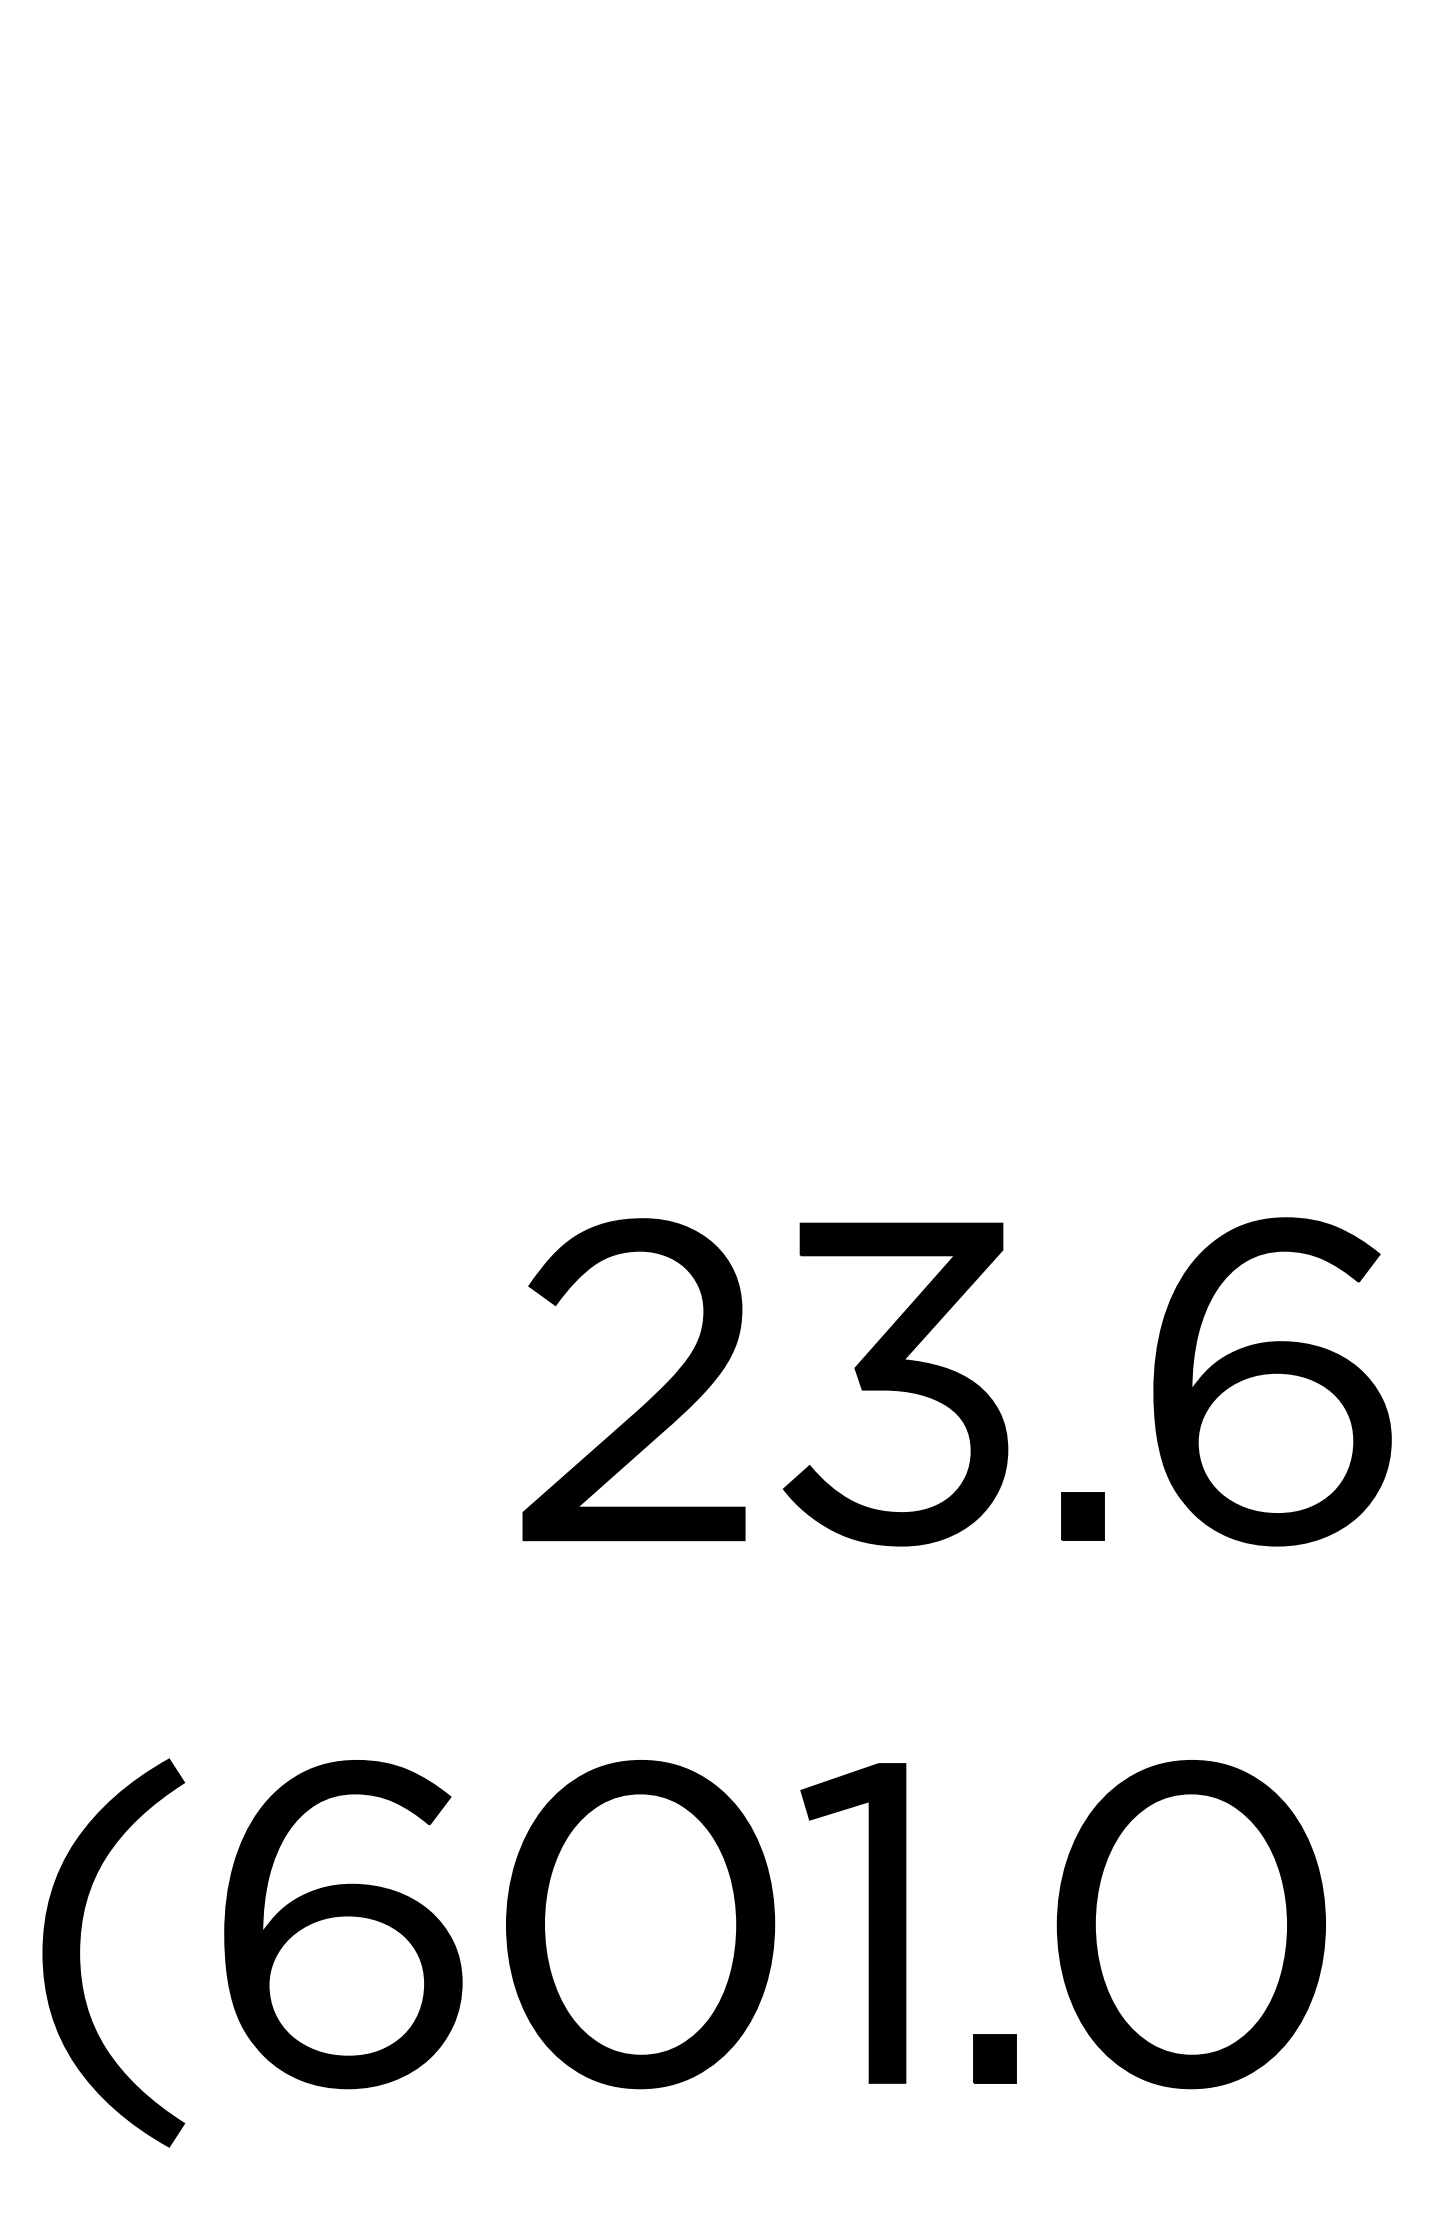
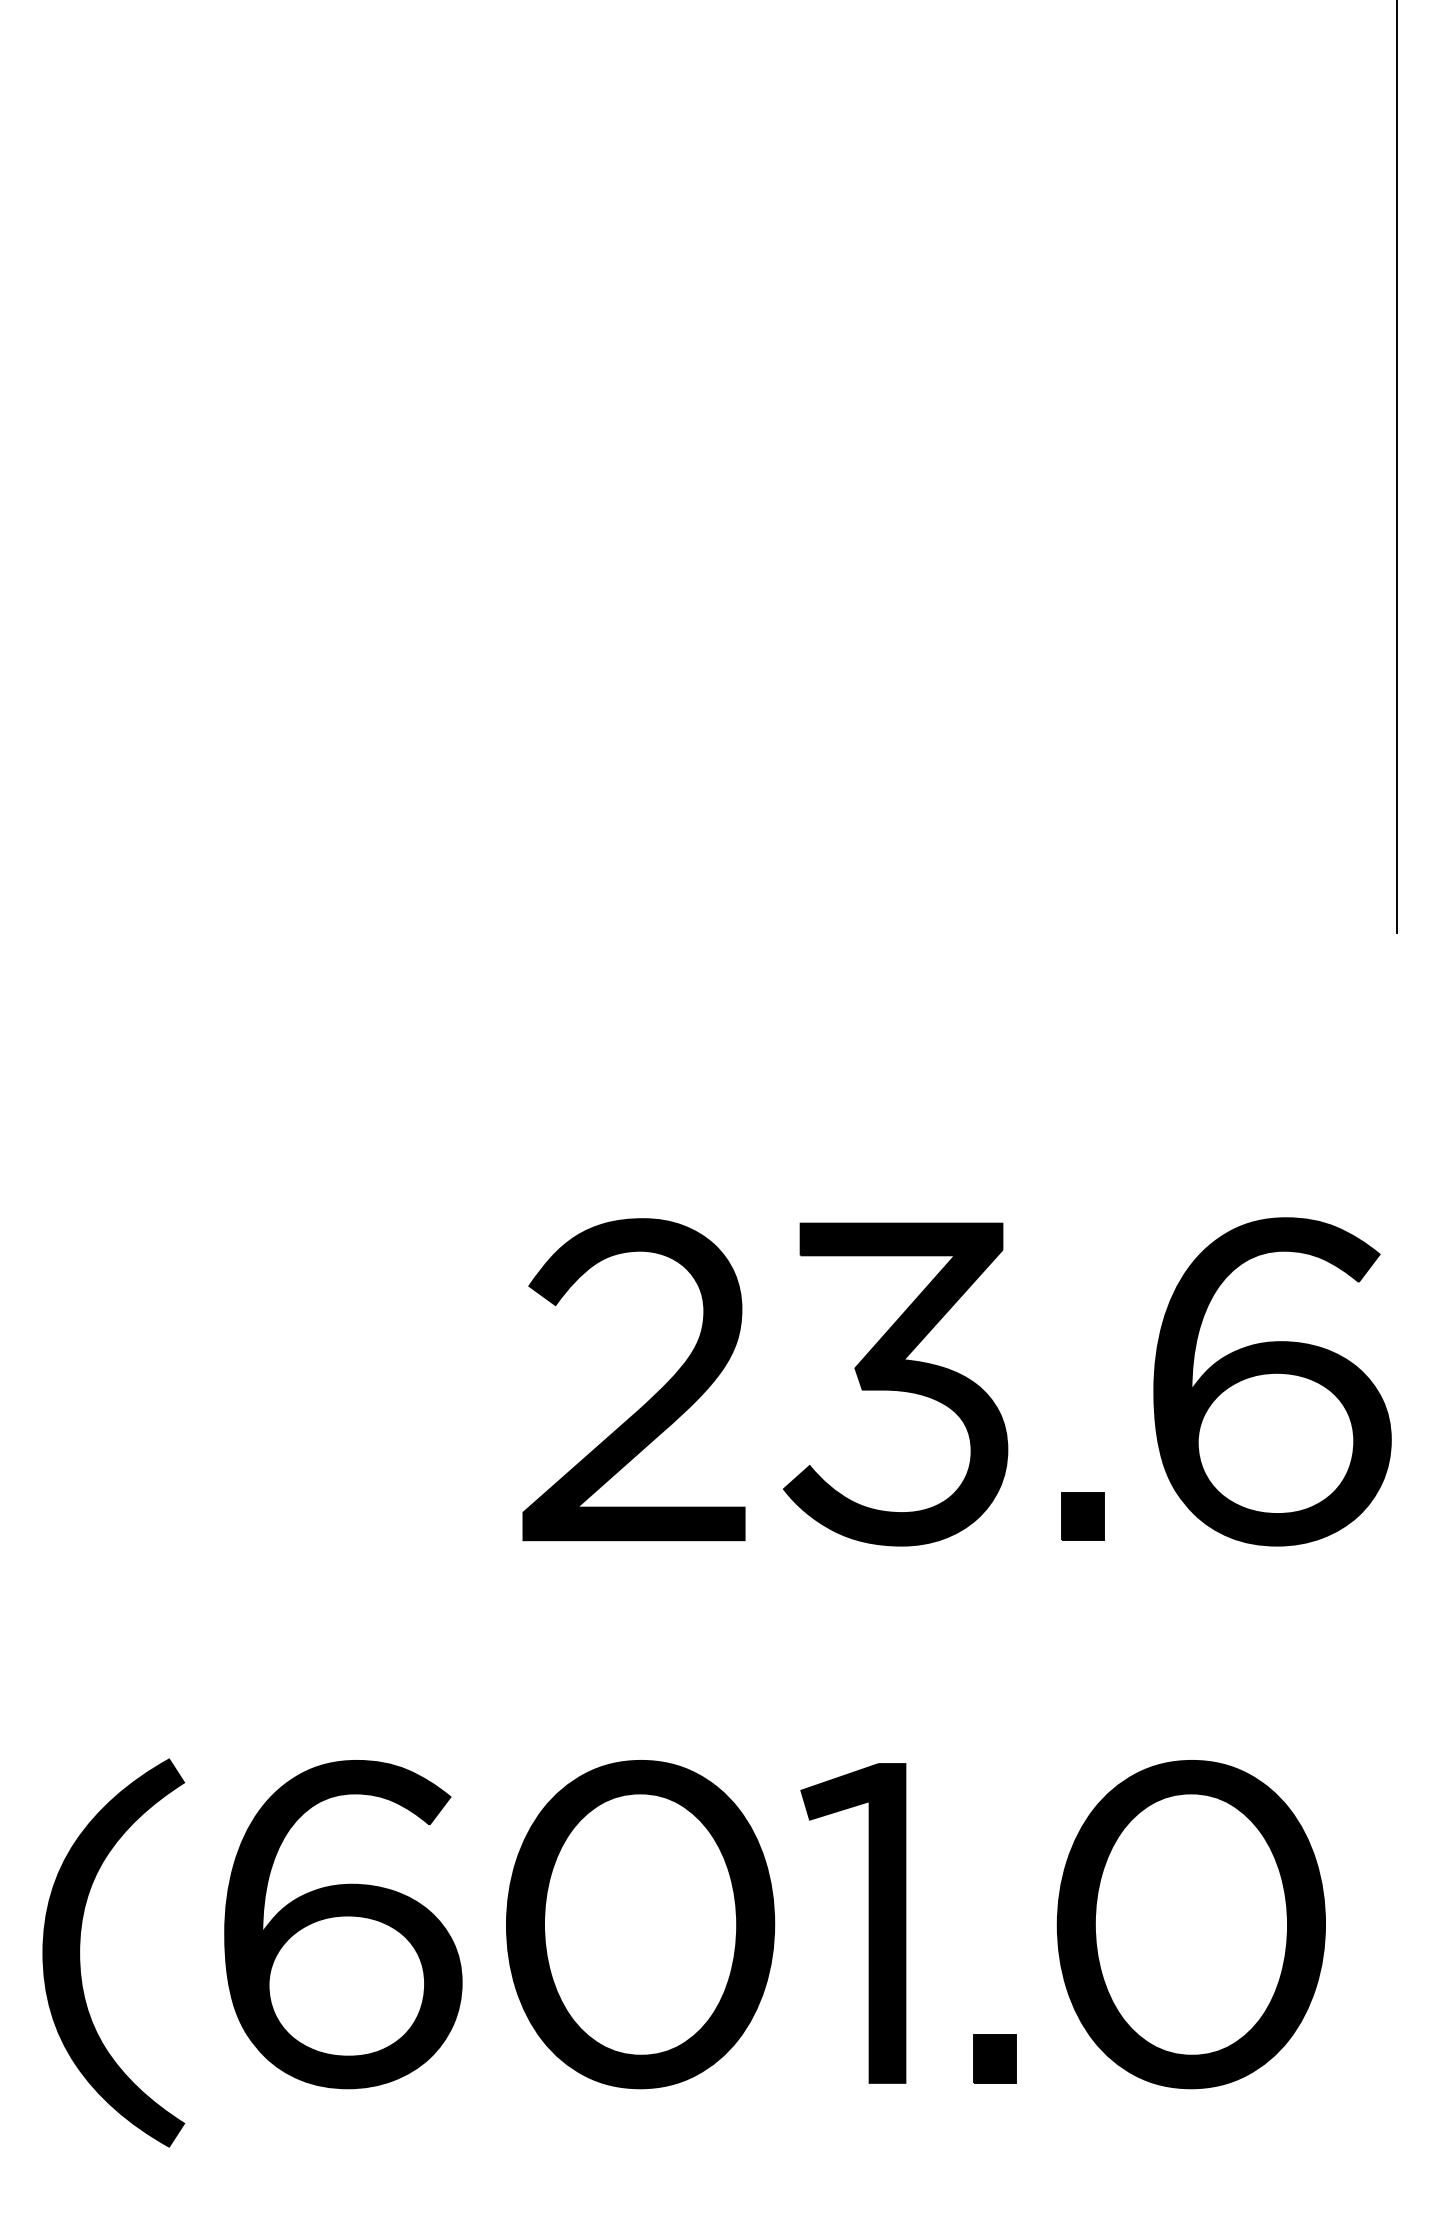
line: none -> present (1396, 467)
